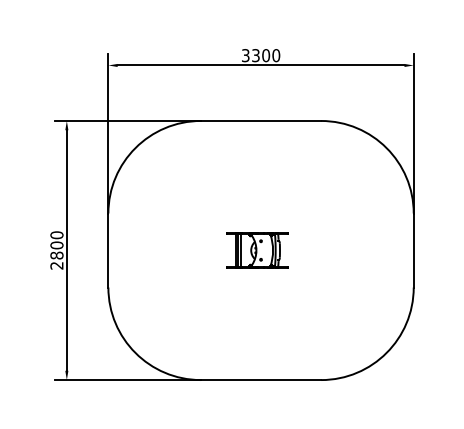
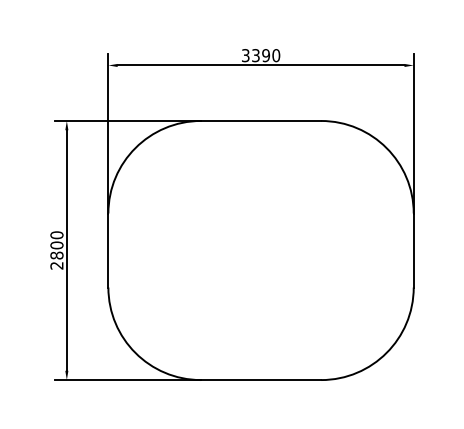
text: 3300 -> 3390 (265, 55)
part: present -> none (257, 250)
